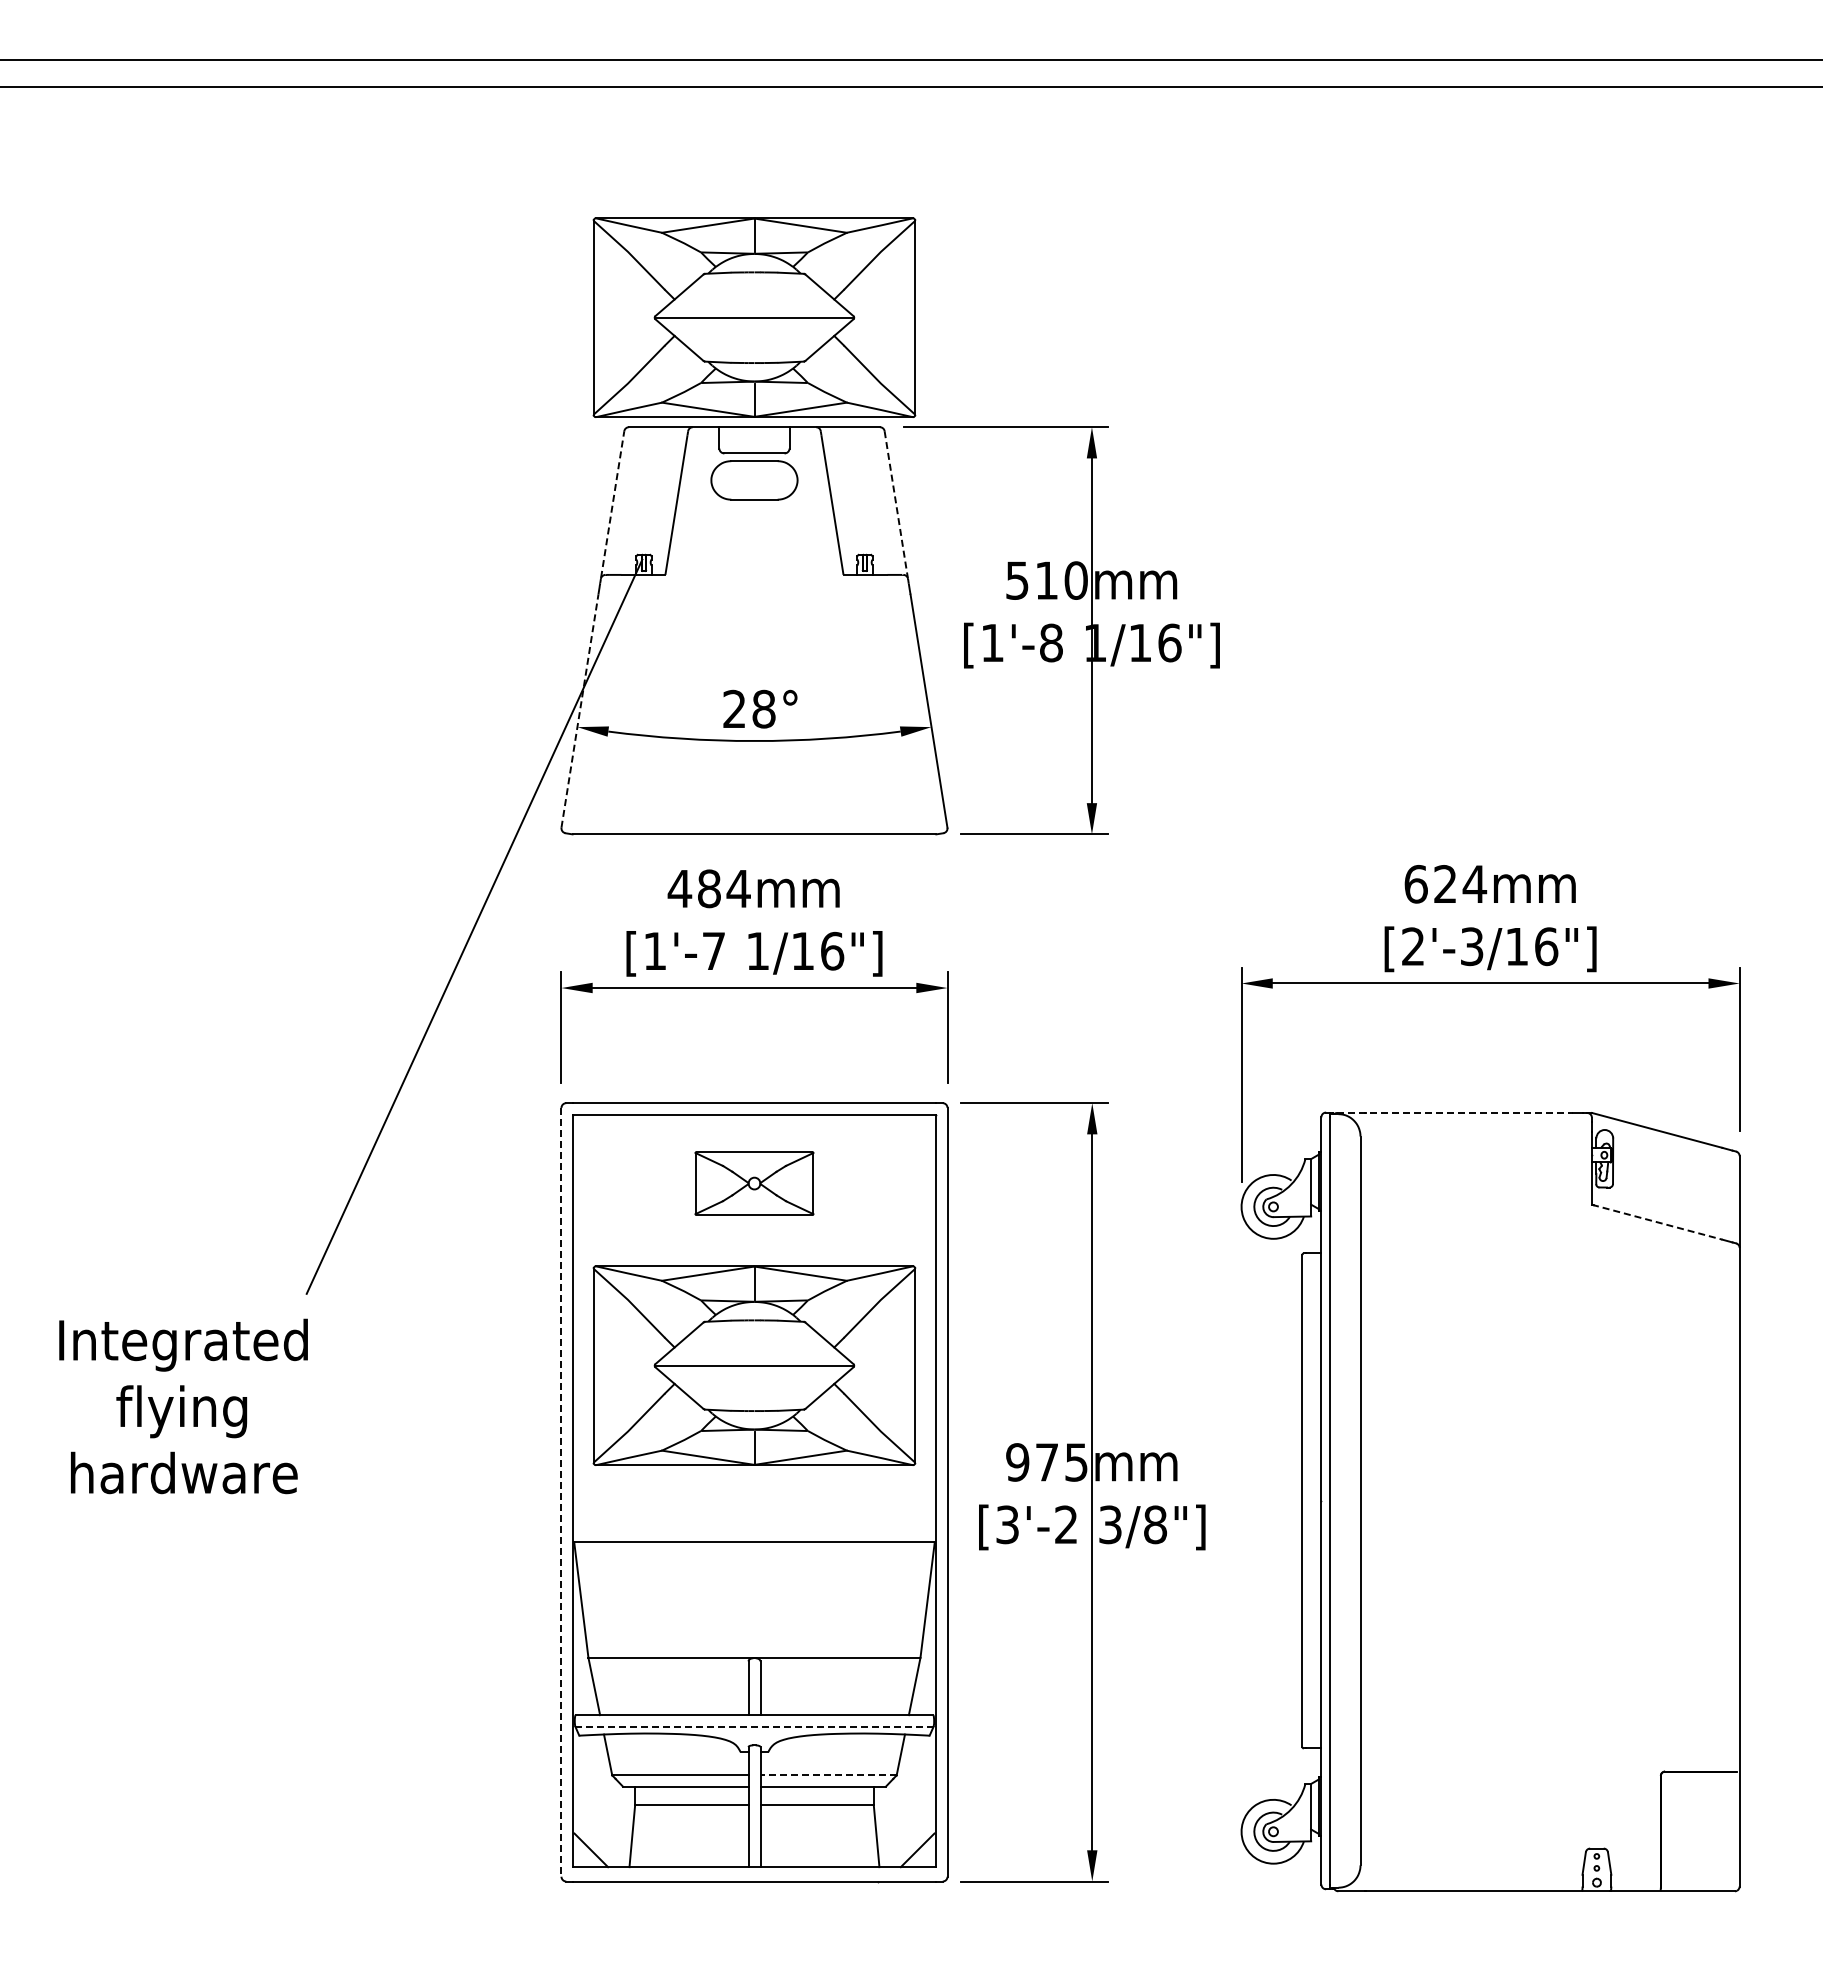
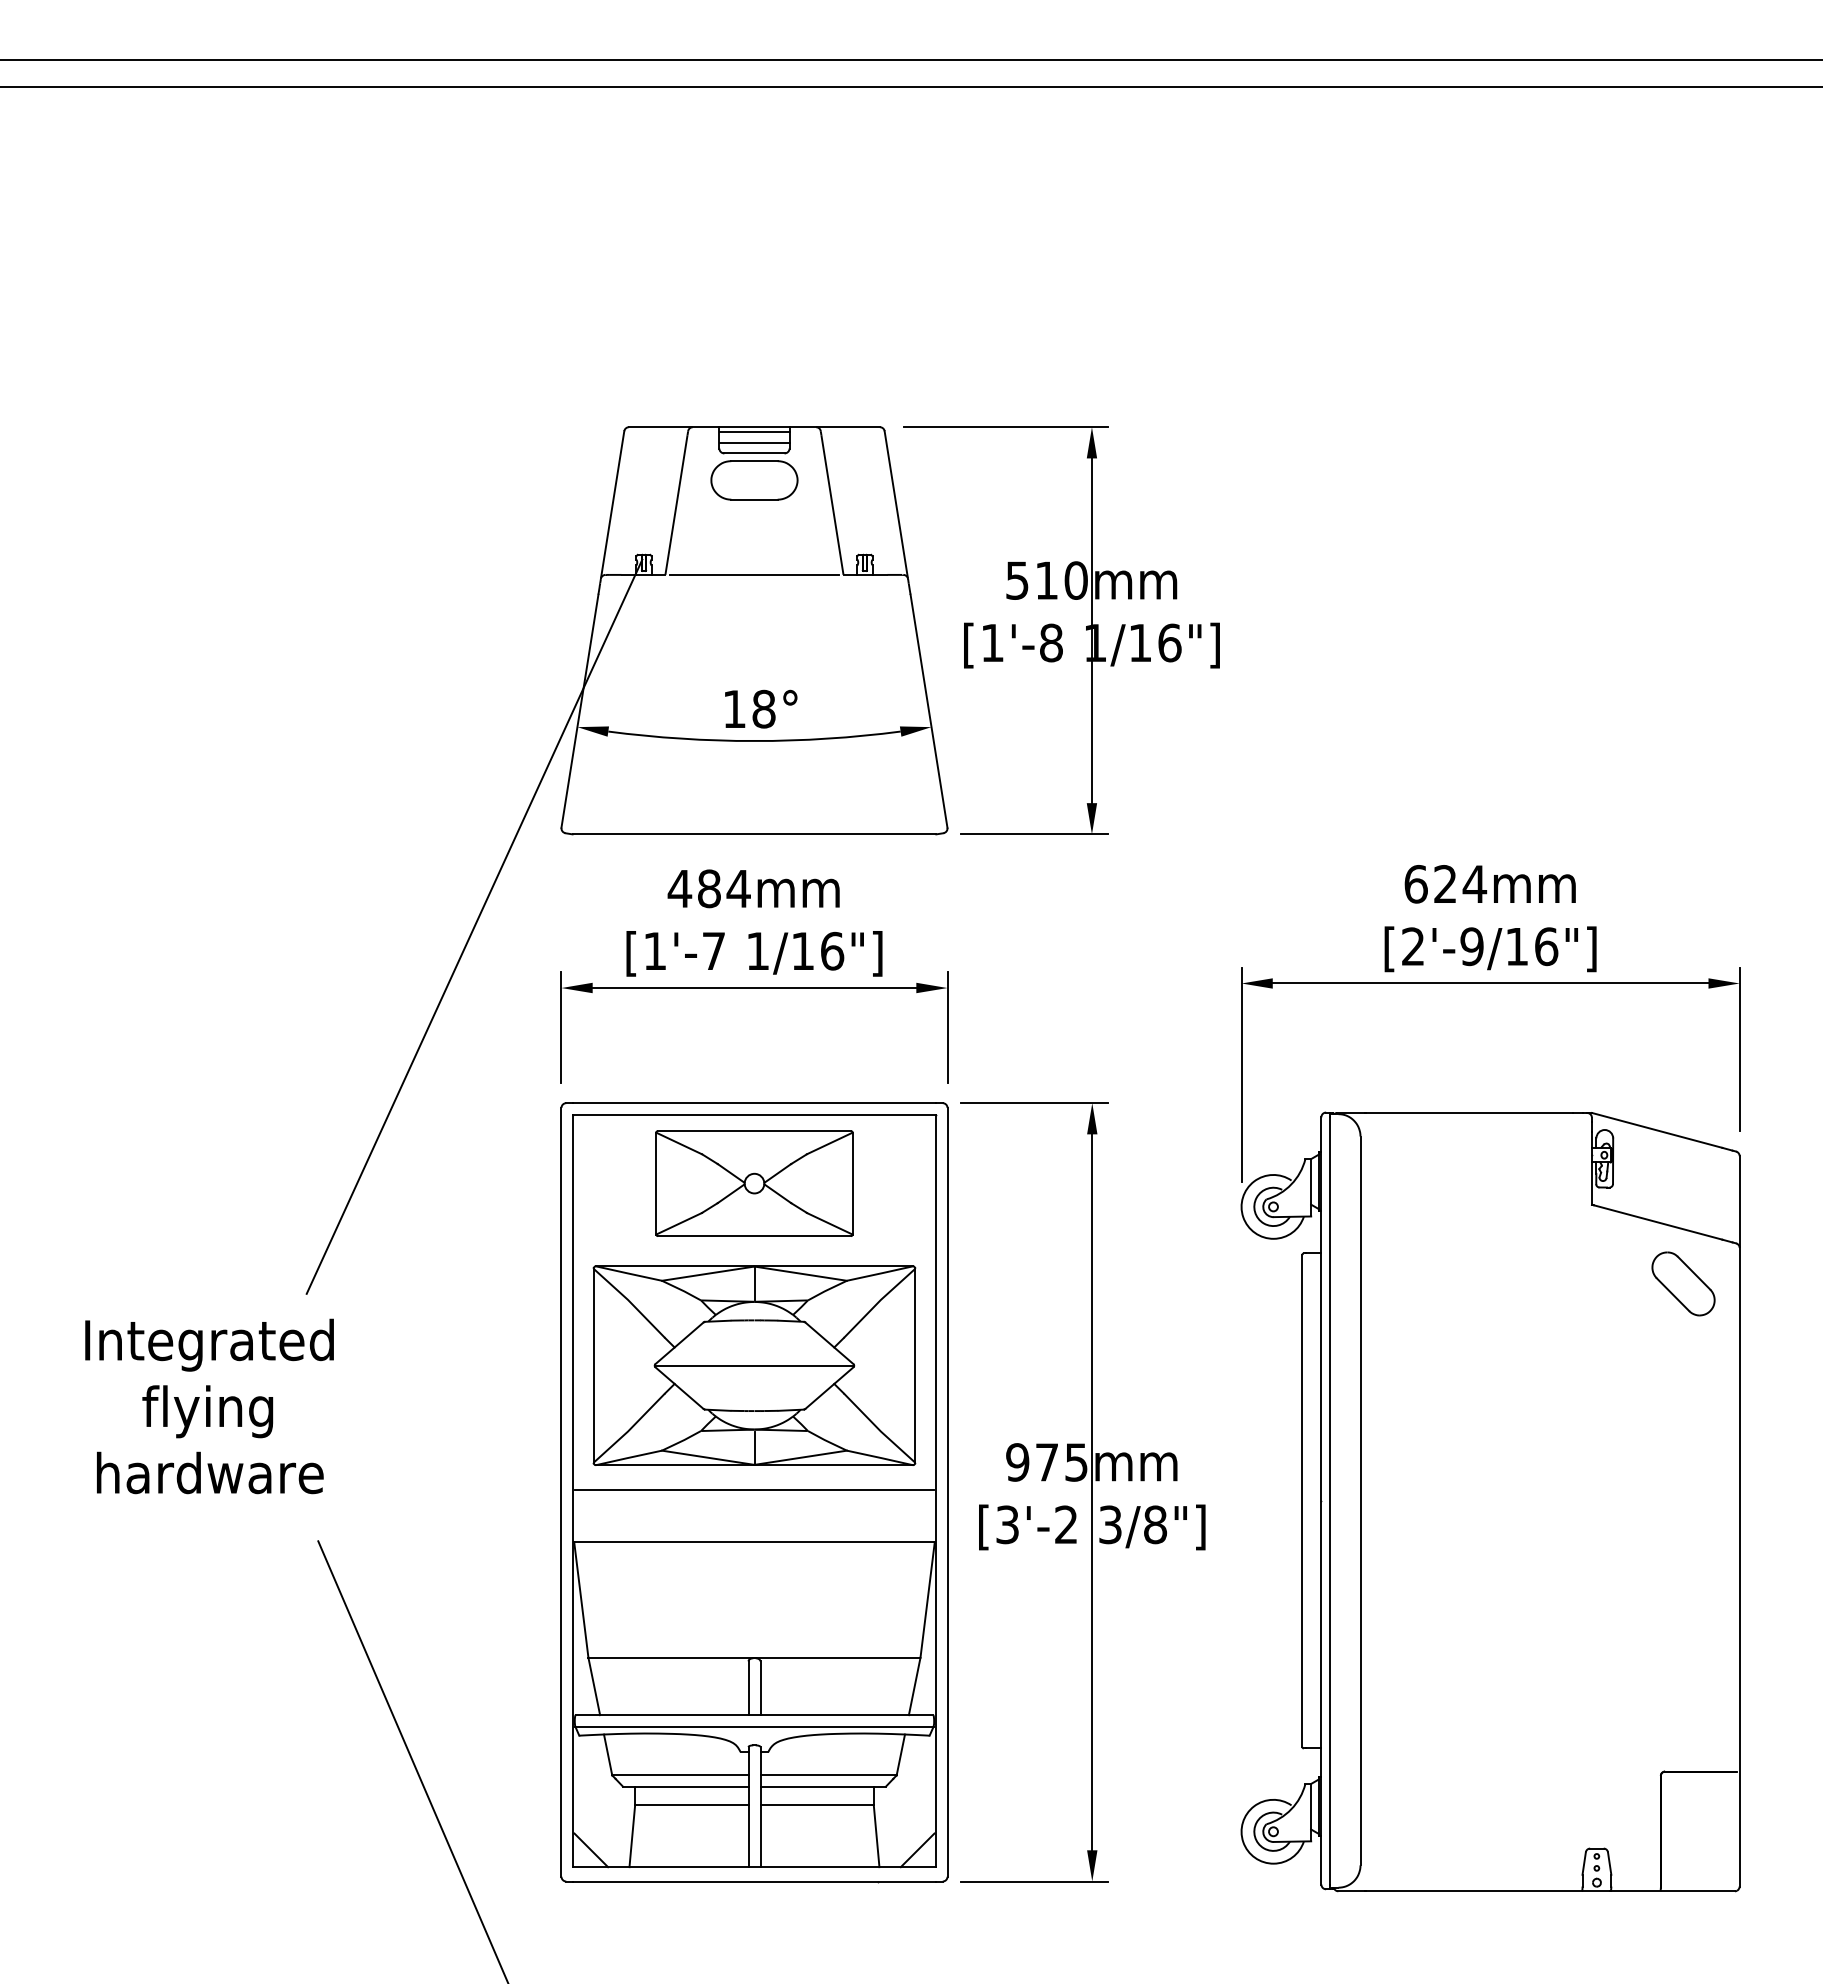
part: present -> none (754, 317)
line: none -> present (754, 432)
line: none -> present (754, 443)
line: dashed -> solid (612, 504)
line: dashed -> solid (896, 505)
line: none -> present (754, 574)
text: 28° -> 18° (734, 708)
line: dashed -> solid (579, 711)
text: [2'-3/16"] -> [2'-9/16"] (1471, 946)
line: dashed -> solid (1455, 1112)
part size: 121x65 px -> 199x107 px (754, 1183)
line: dashed -> solid (1657, 1222)
part: none -> present (1683, 1283)
text position: (183, 1406) -> (209, 1406) (209, 1406)
line: none -> present (754, 1489)
line: dashed -> solid (561, 1492)
line: dashed -> solid (754, 1726)
line: none -> present (412, 1760)
line: dashed -> solid (828, 1775)
